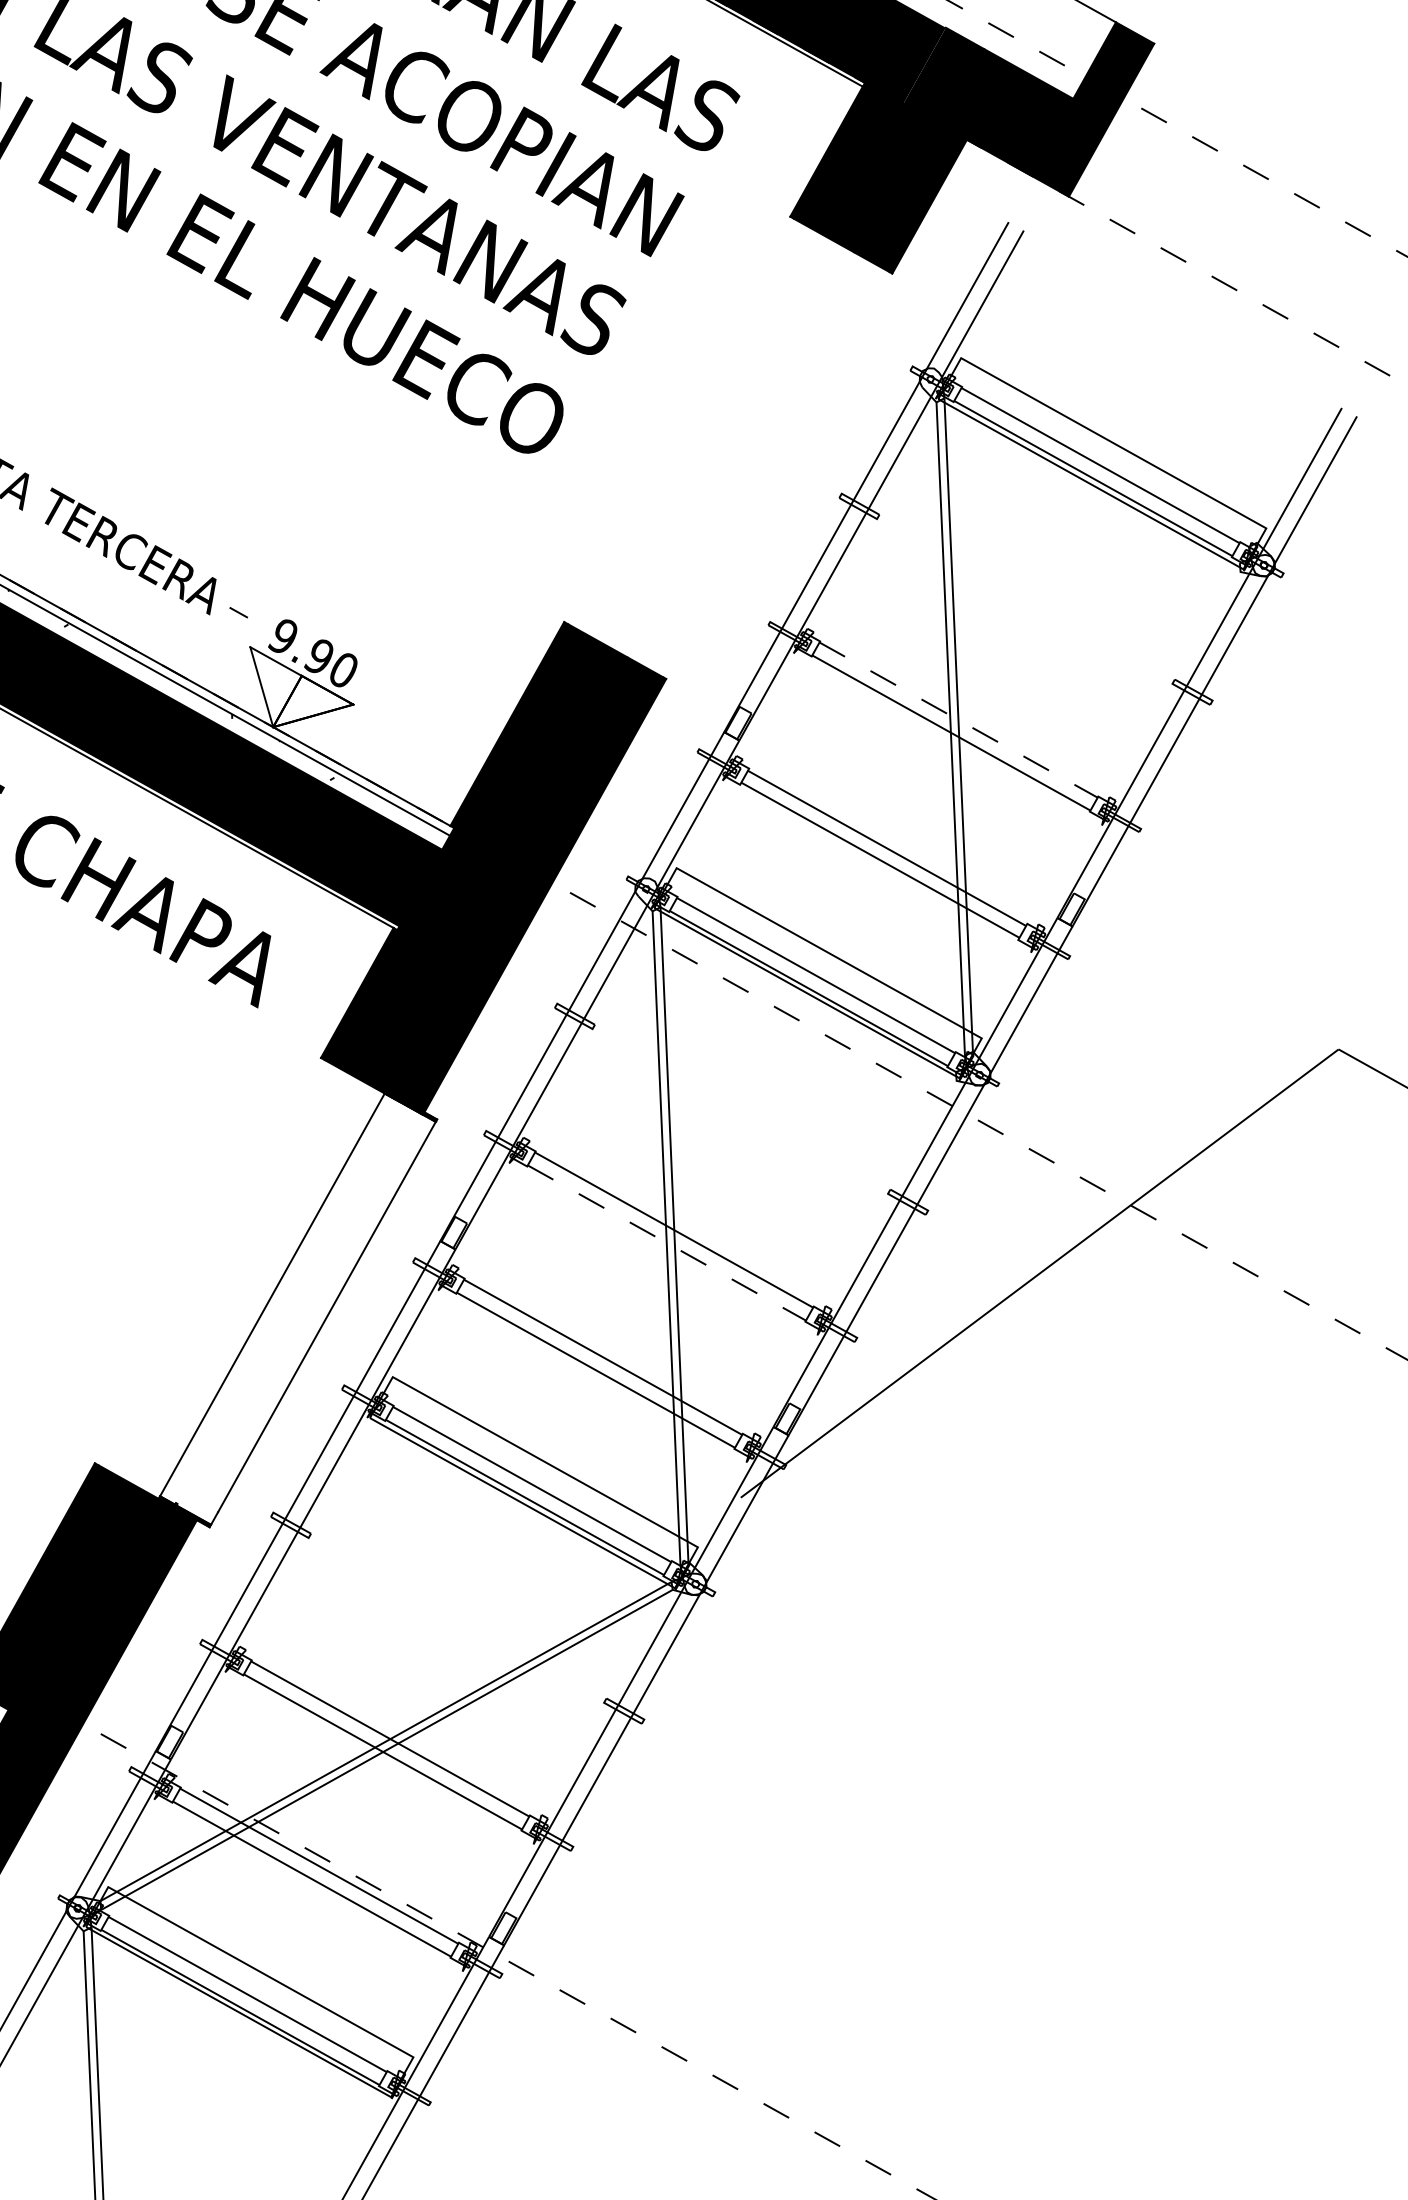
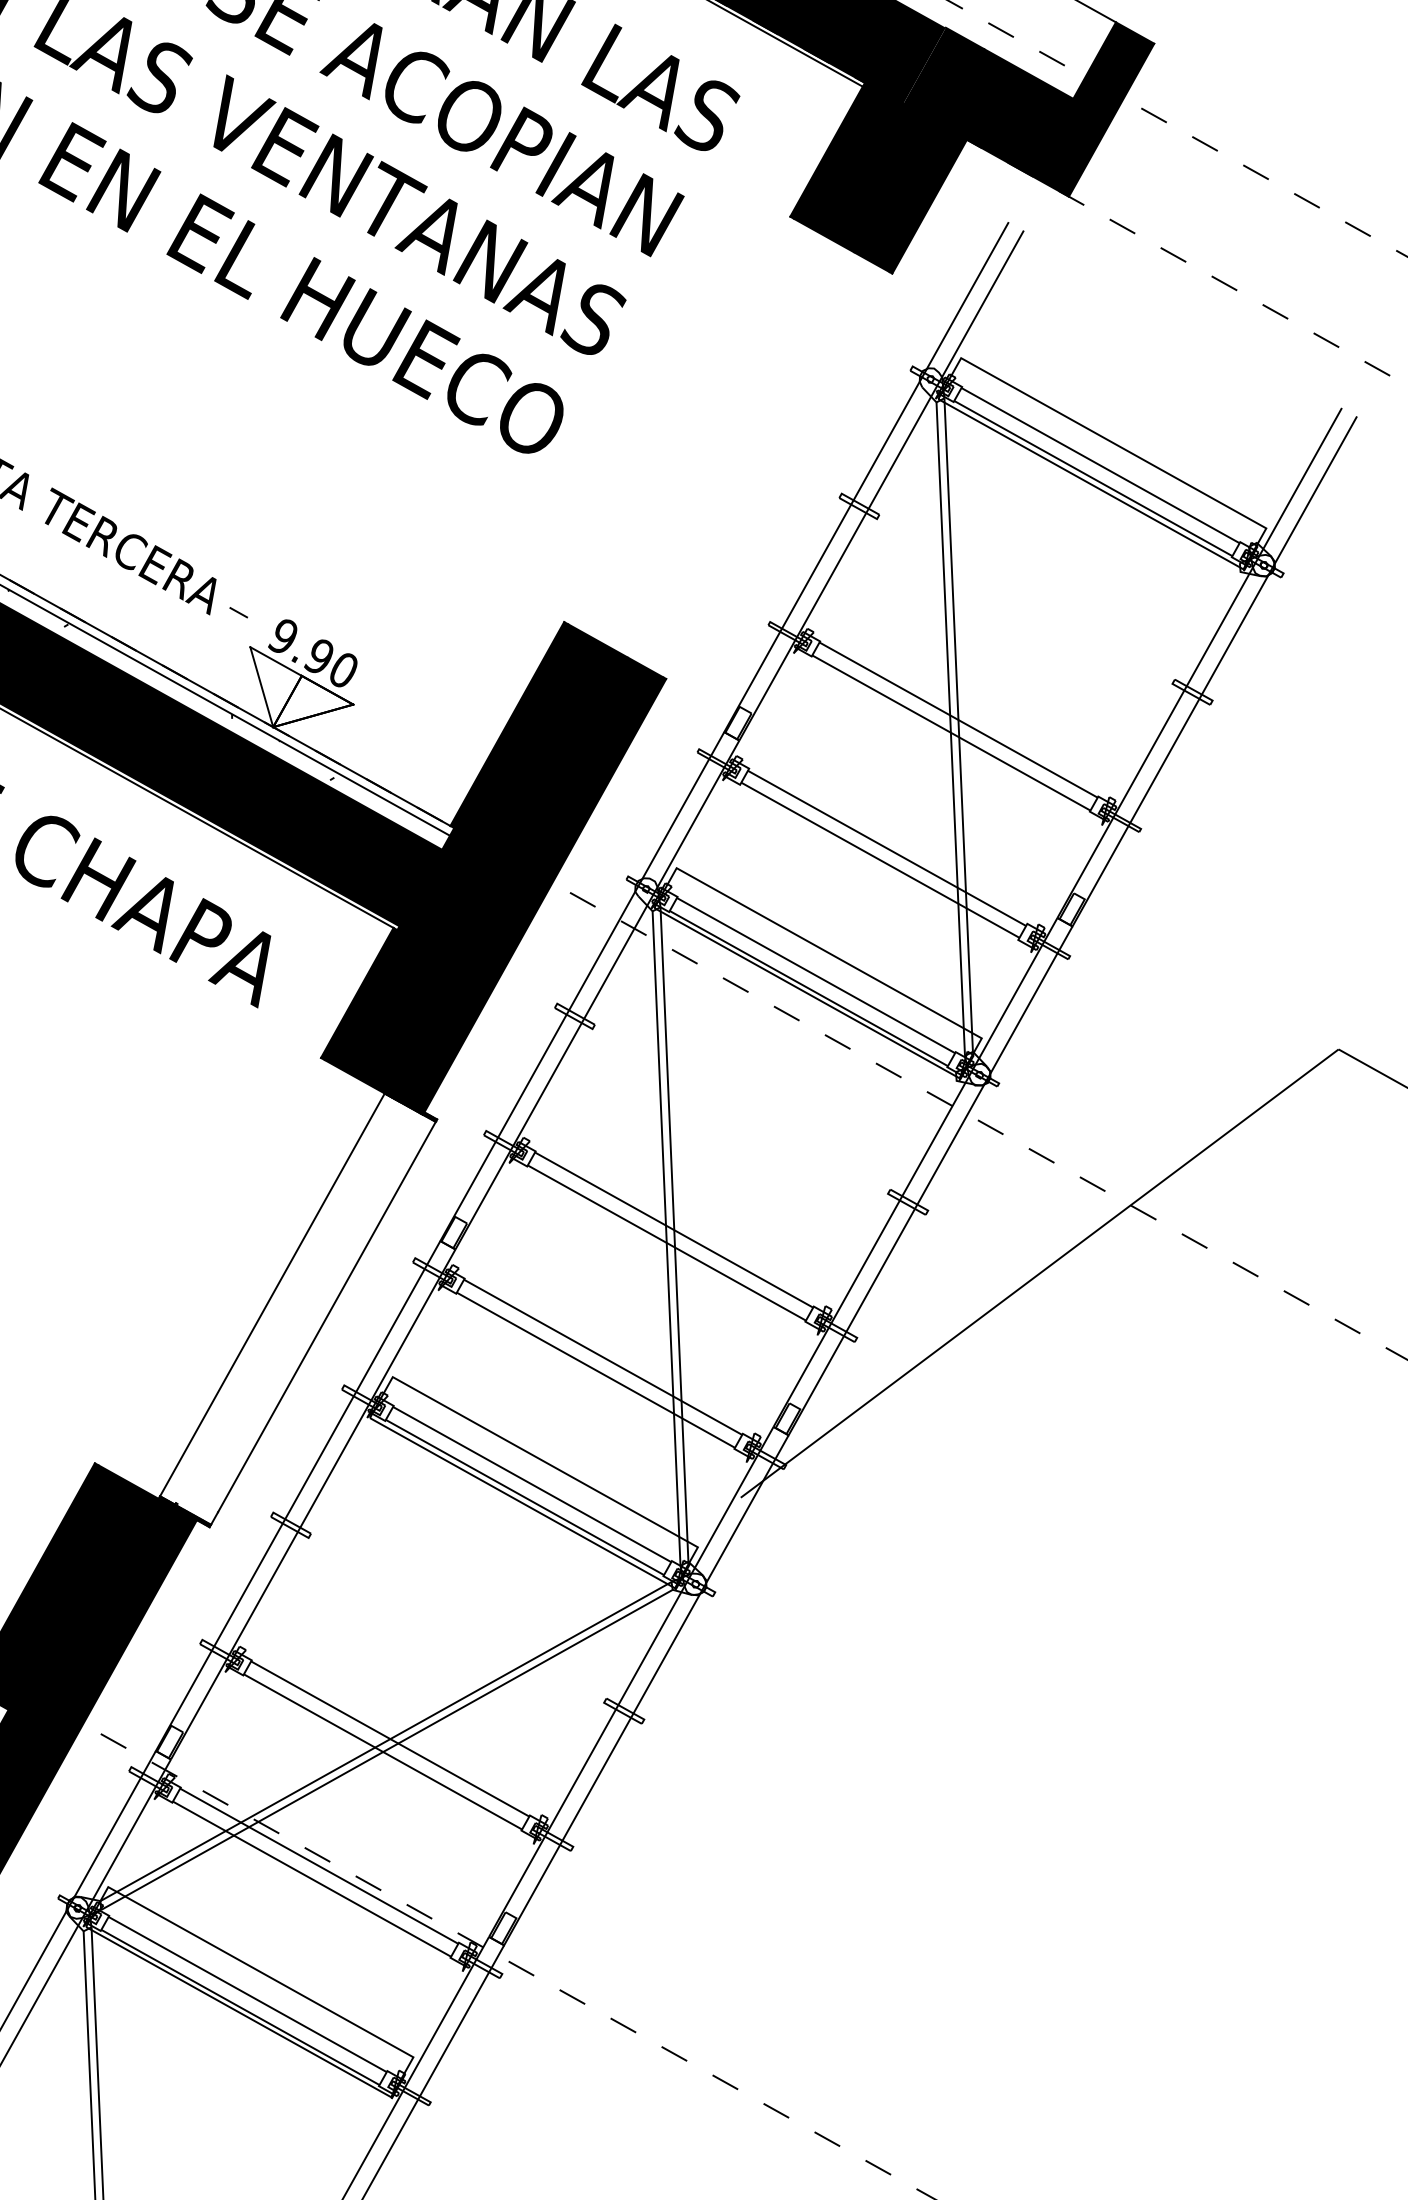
line: dashed -> solid (959, 720)
line: dashed -> solid (667, 1243)
